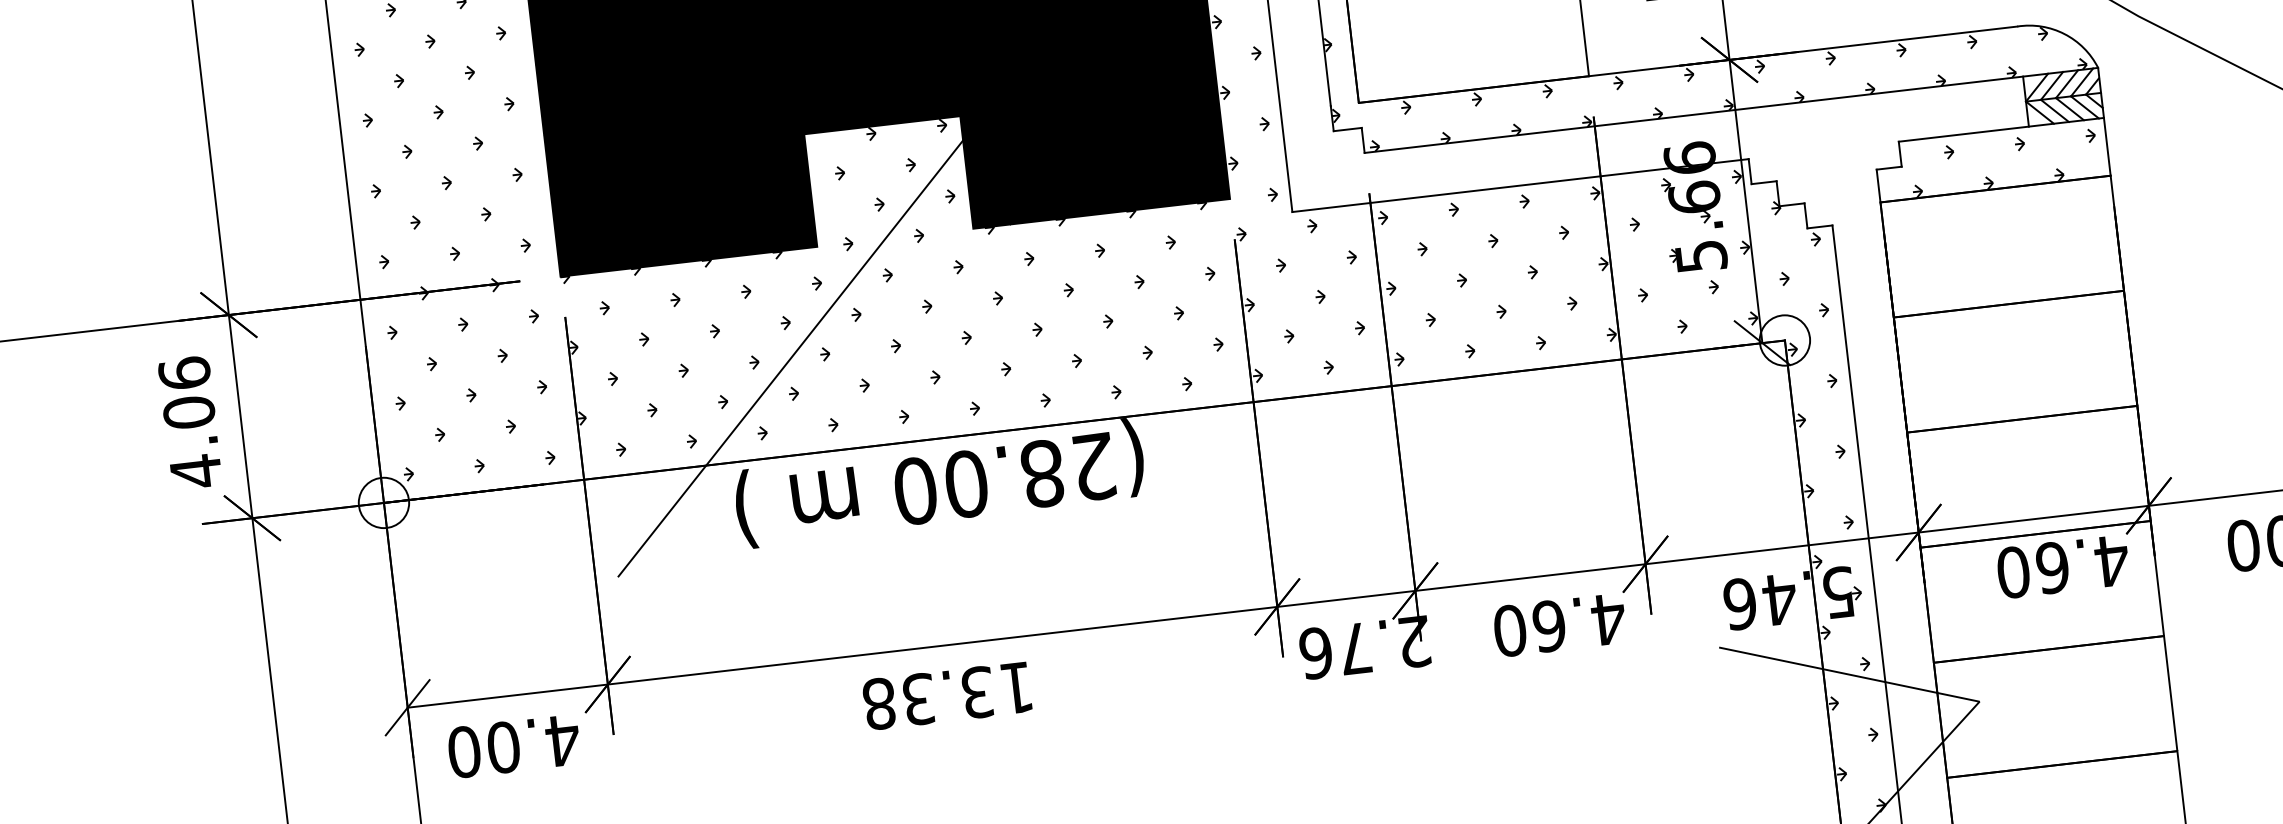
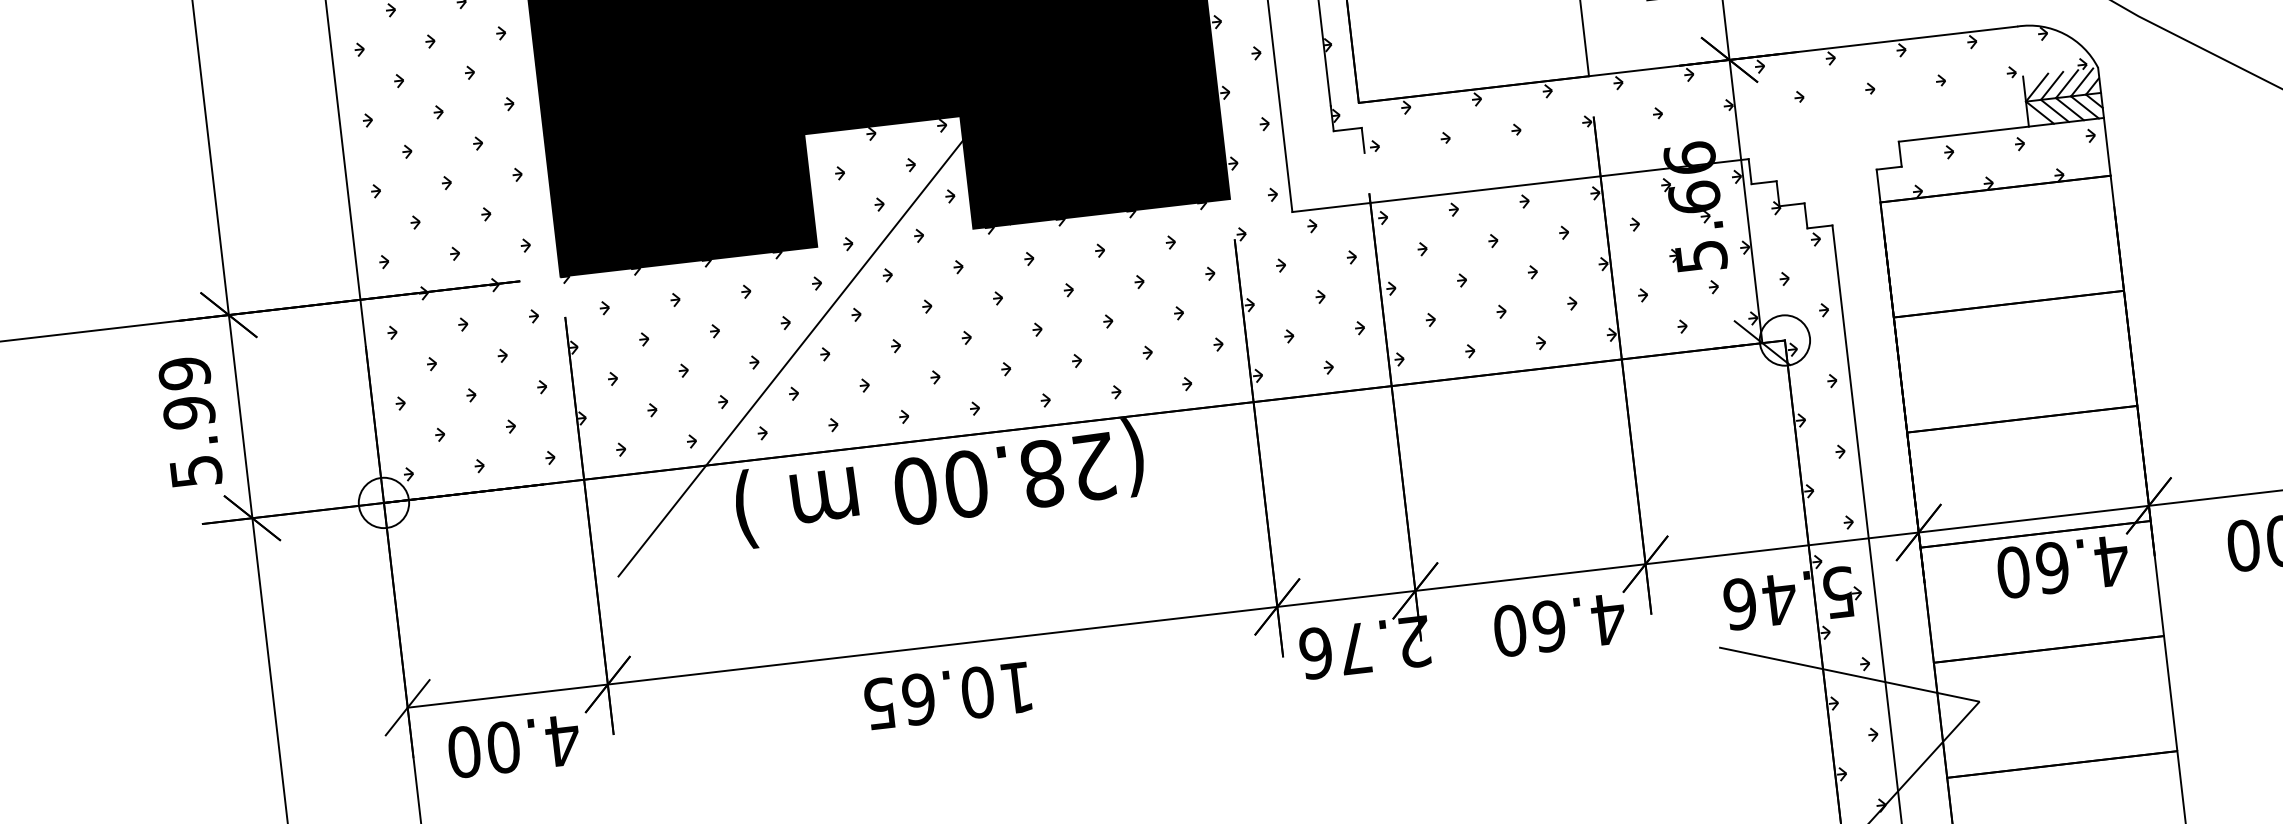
line: present -> none (1731, 109)
text: 4.06 -> 5.99 (190, 421)
text: 13.38 -> 10.65 (928, 698)
